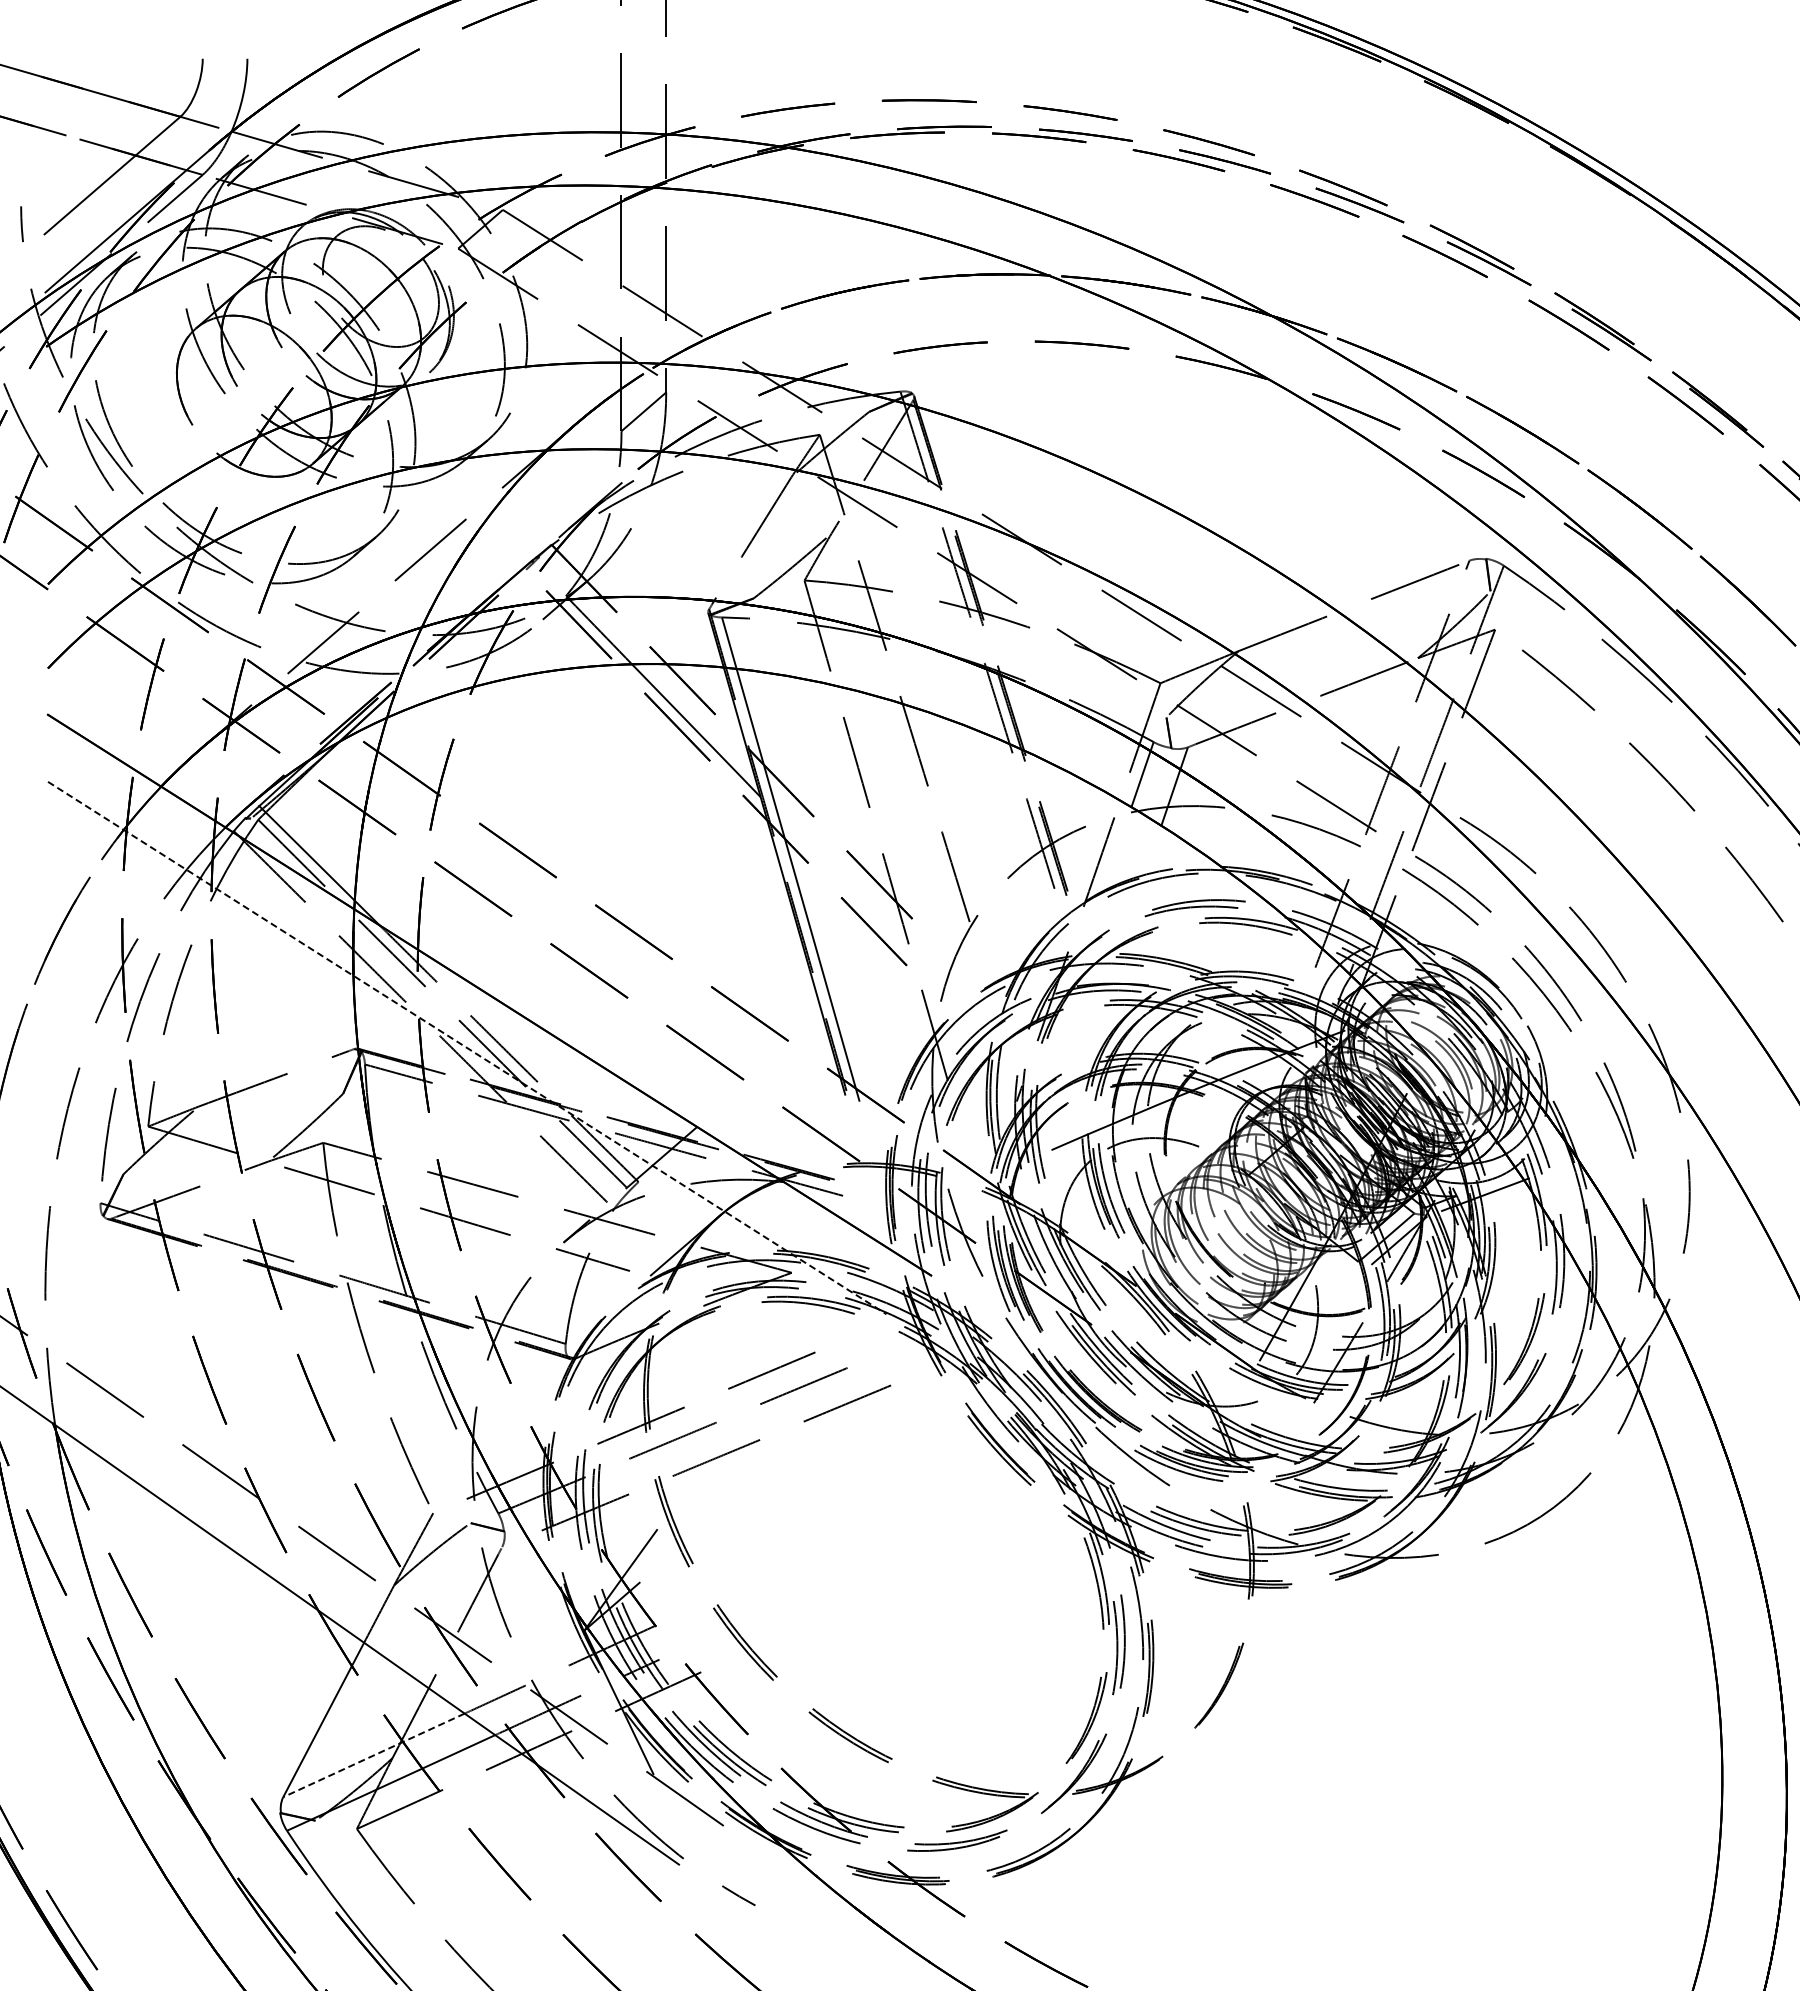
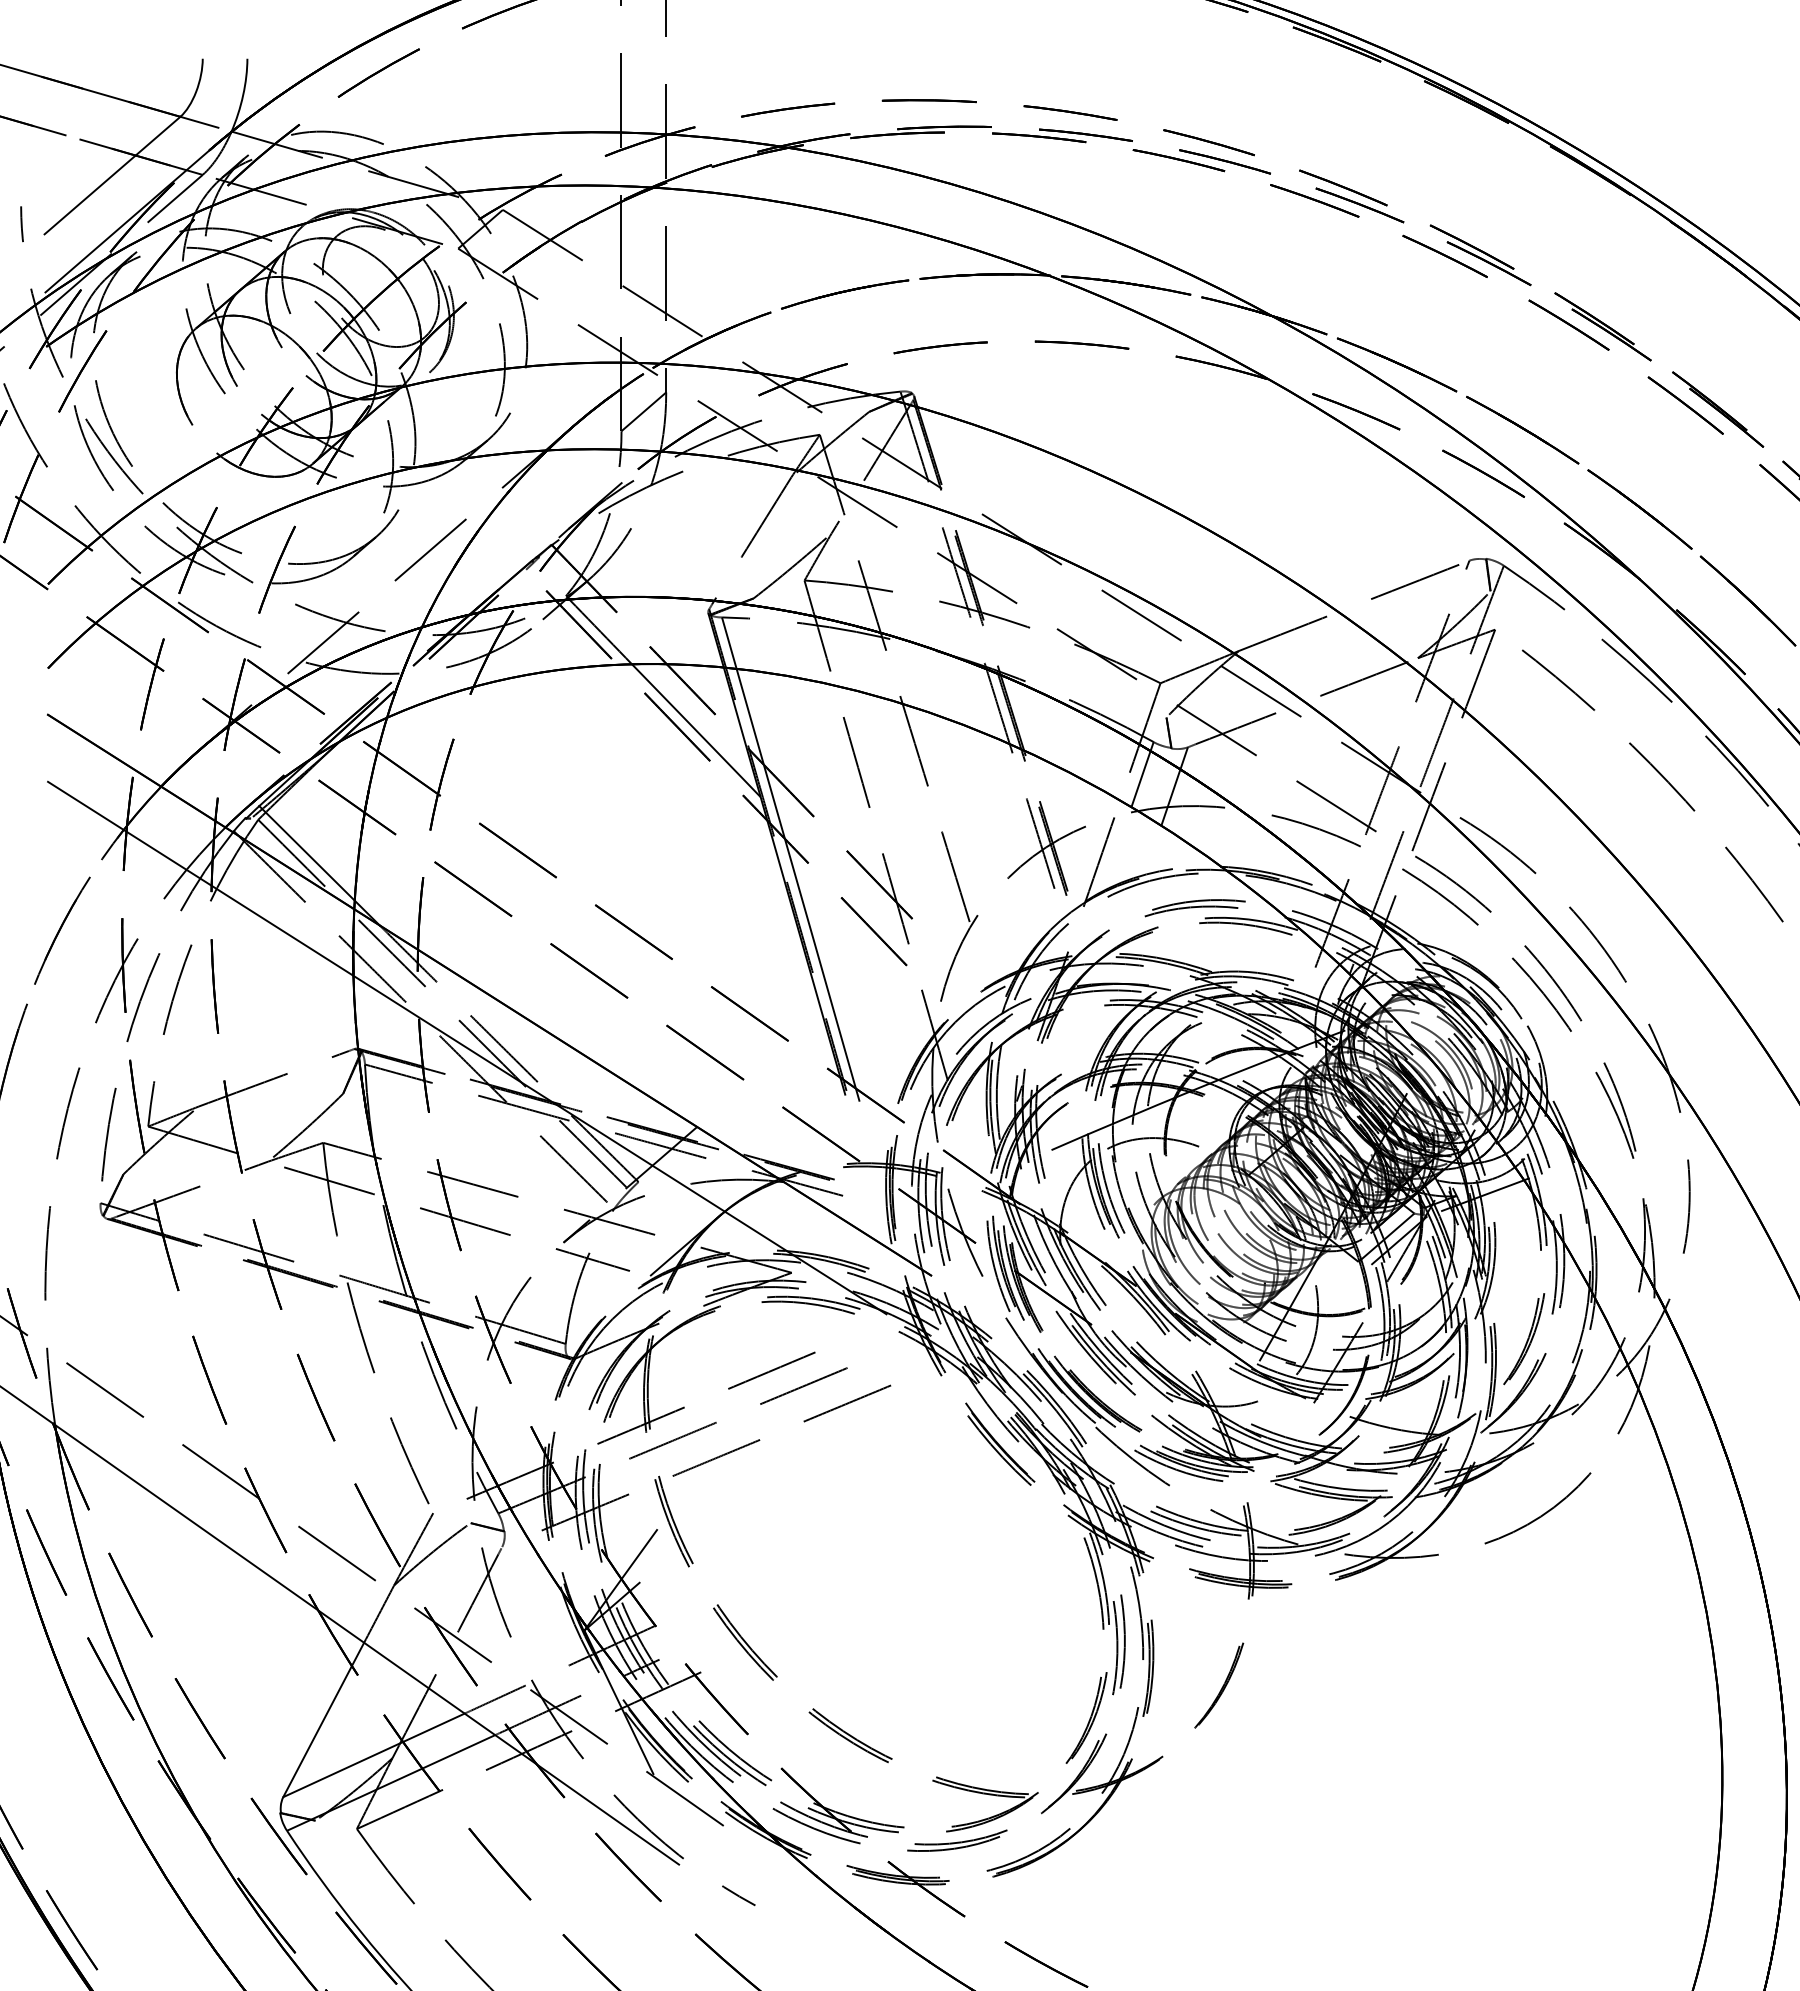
line: dashed -> solid (467, 1048)
line: dashed -> solid (373, 1755)
